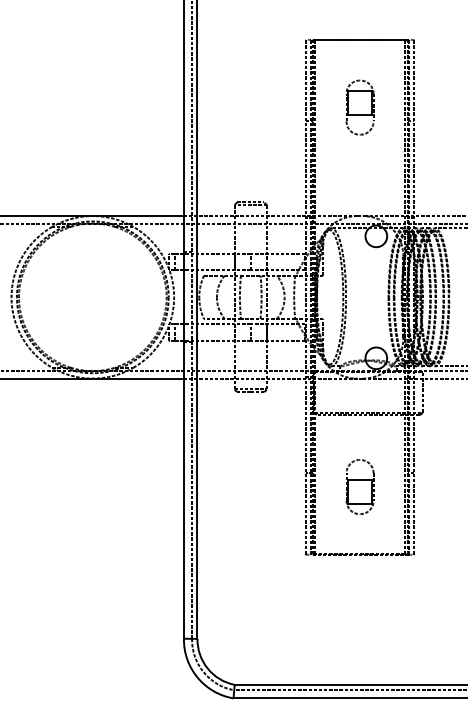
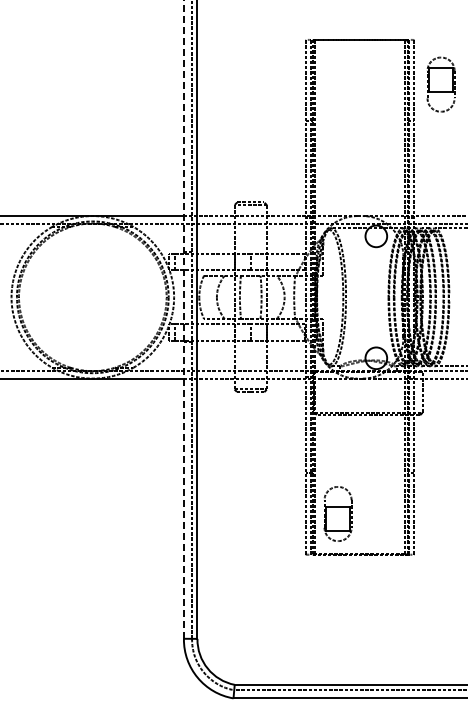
part position: (359, 107) -> (440, 84) (440, 84)
line: solid -> dashed (183, 319)
part position: (359, 486) -> (337, 513) (337, 513)
